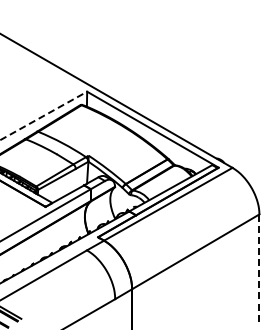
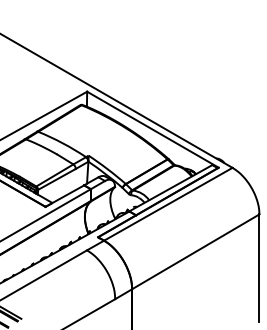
line: dashed -> solid (43, 116)
line: dashed -> solid (259, 267)
